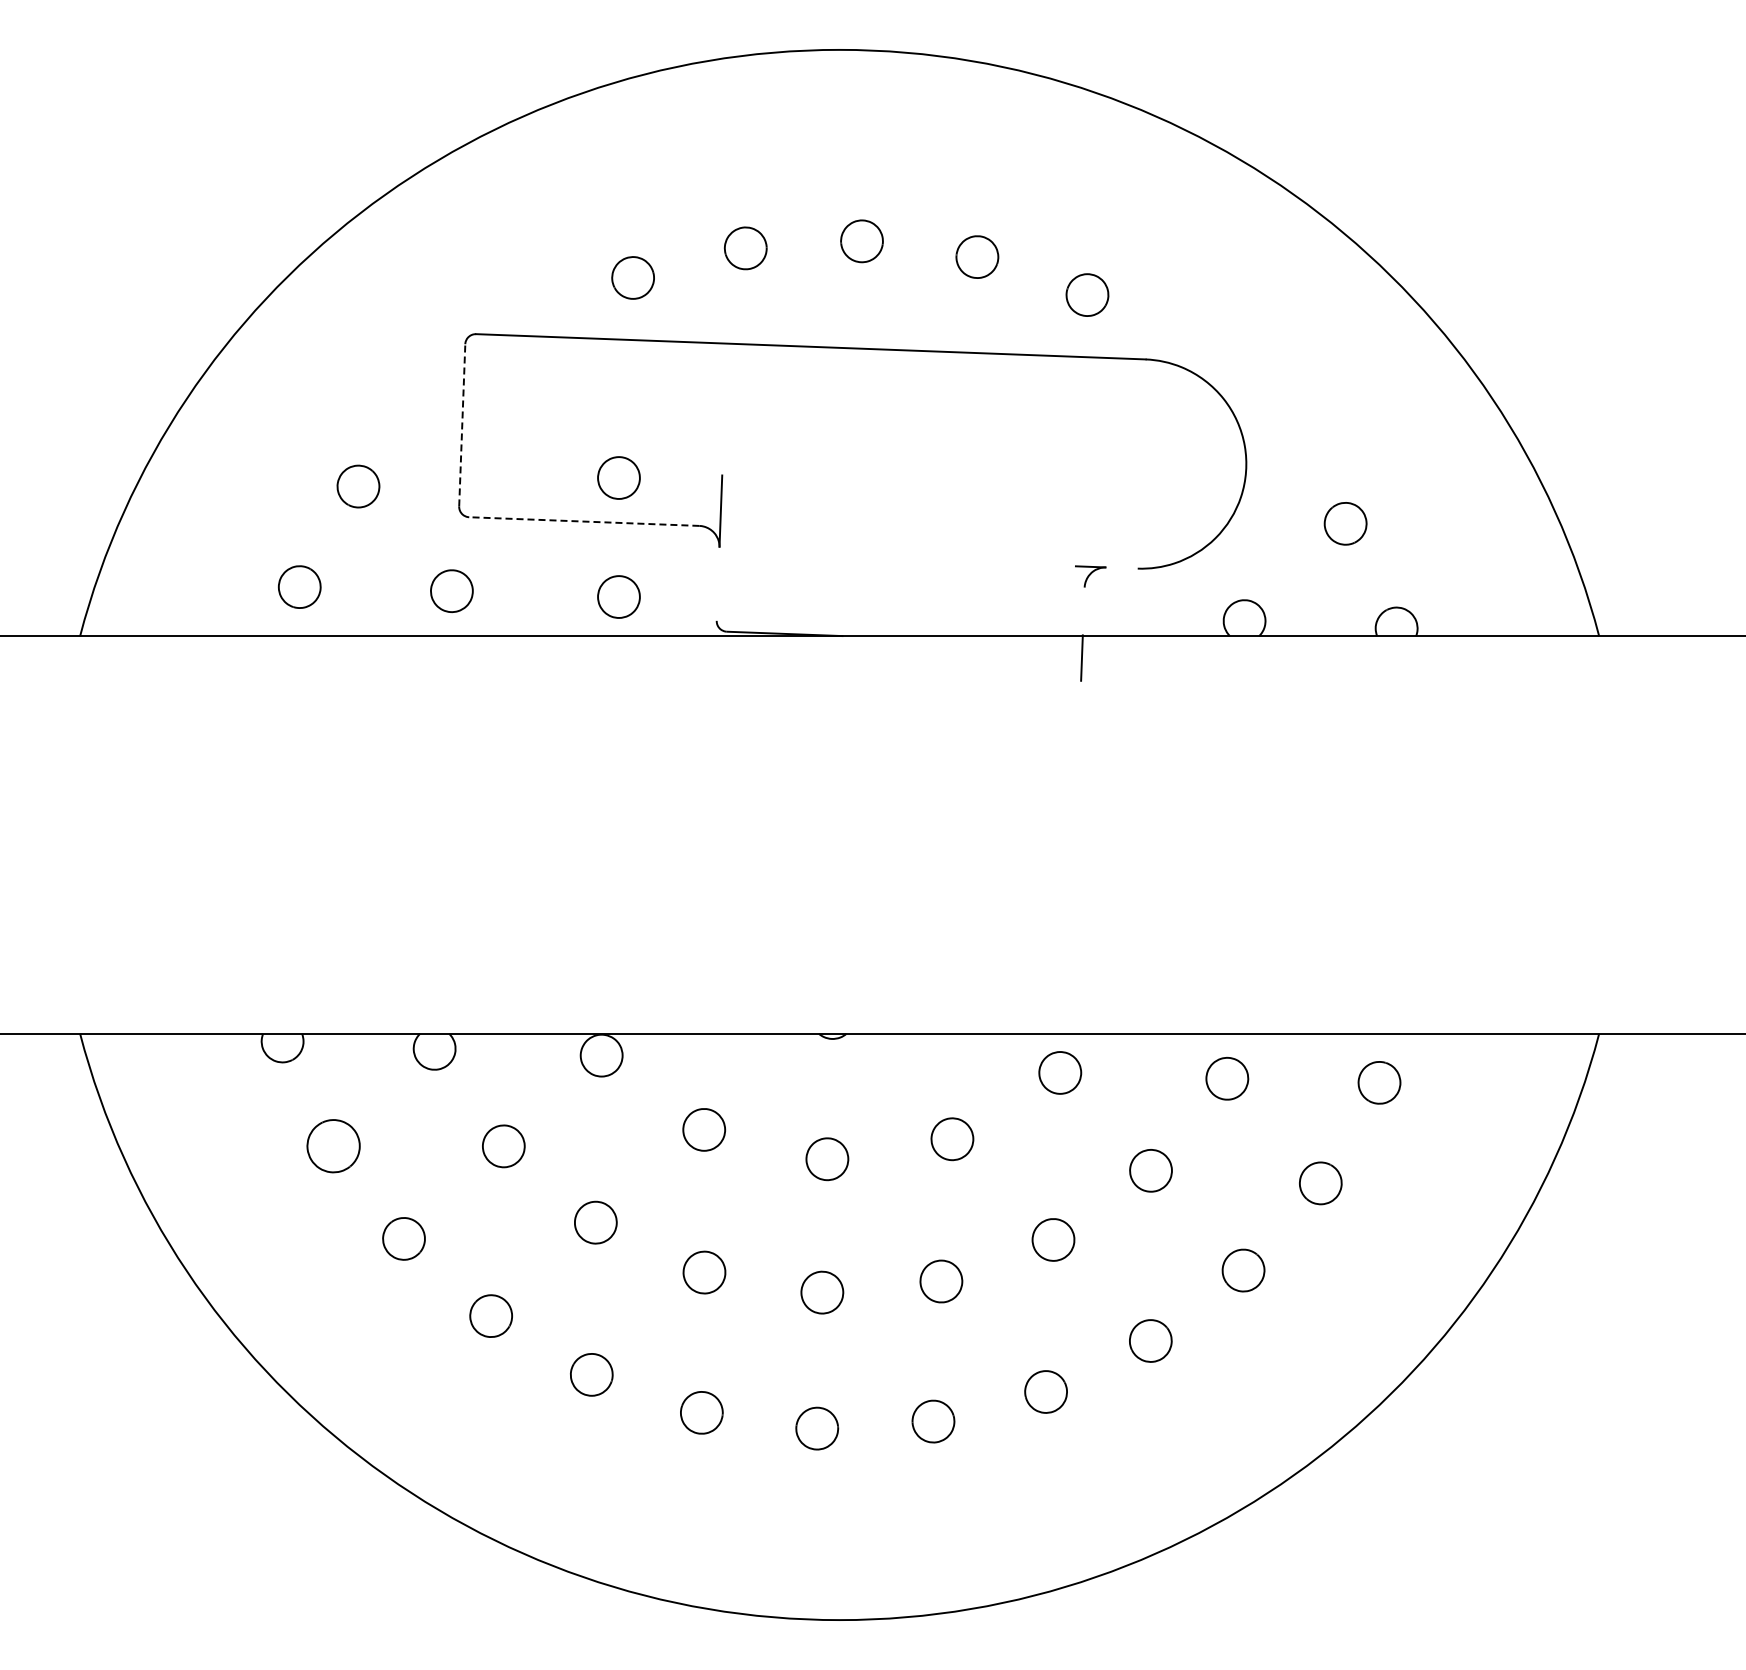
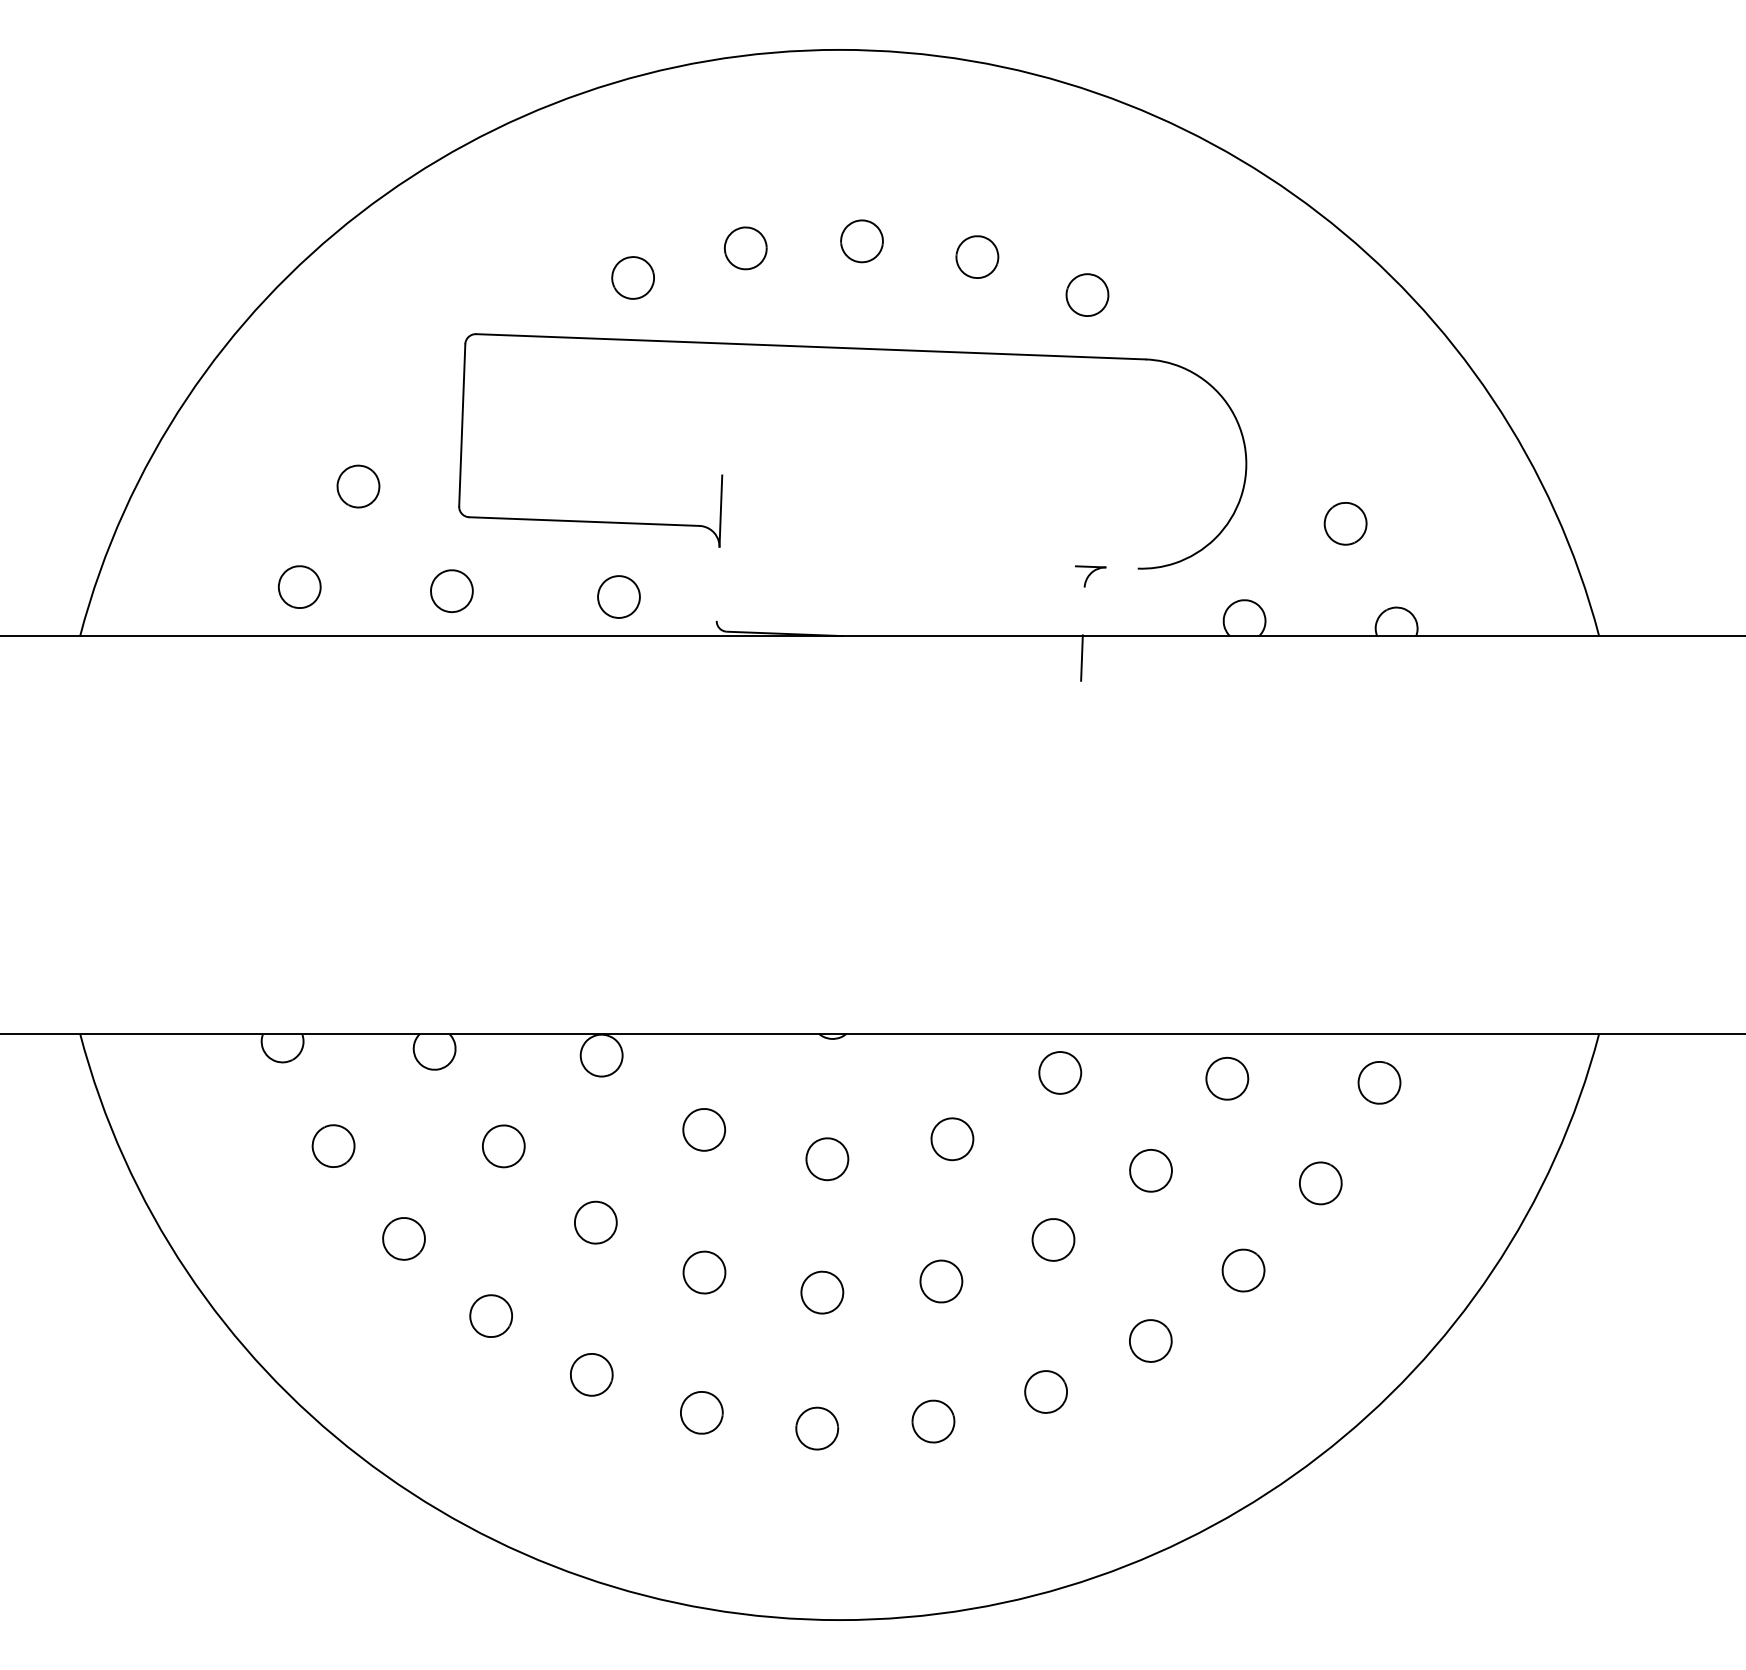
line: dashed -> solid (462, 424)
part: present -> none (618, 477)
line: dashed -> solid (583, 521)
part size: 55x55 px -> 45x44 px (333, 1145)
